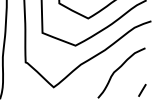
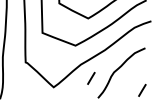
line: none -> present (91, 77)
